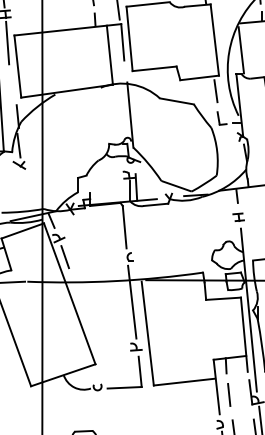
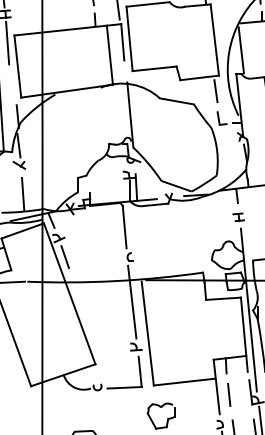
line: none -> present (23, 193)
part: none -> present (167, 417)
